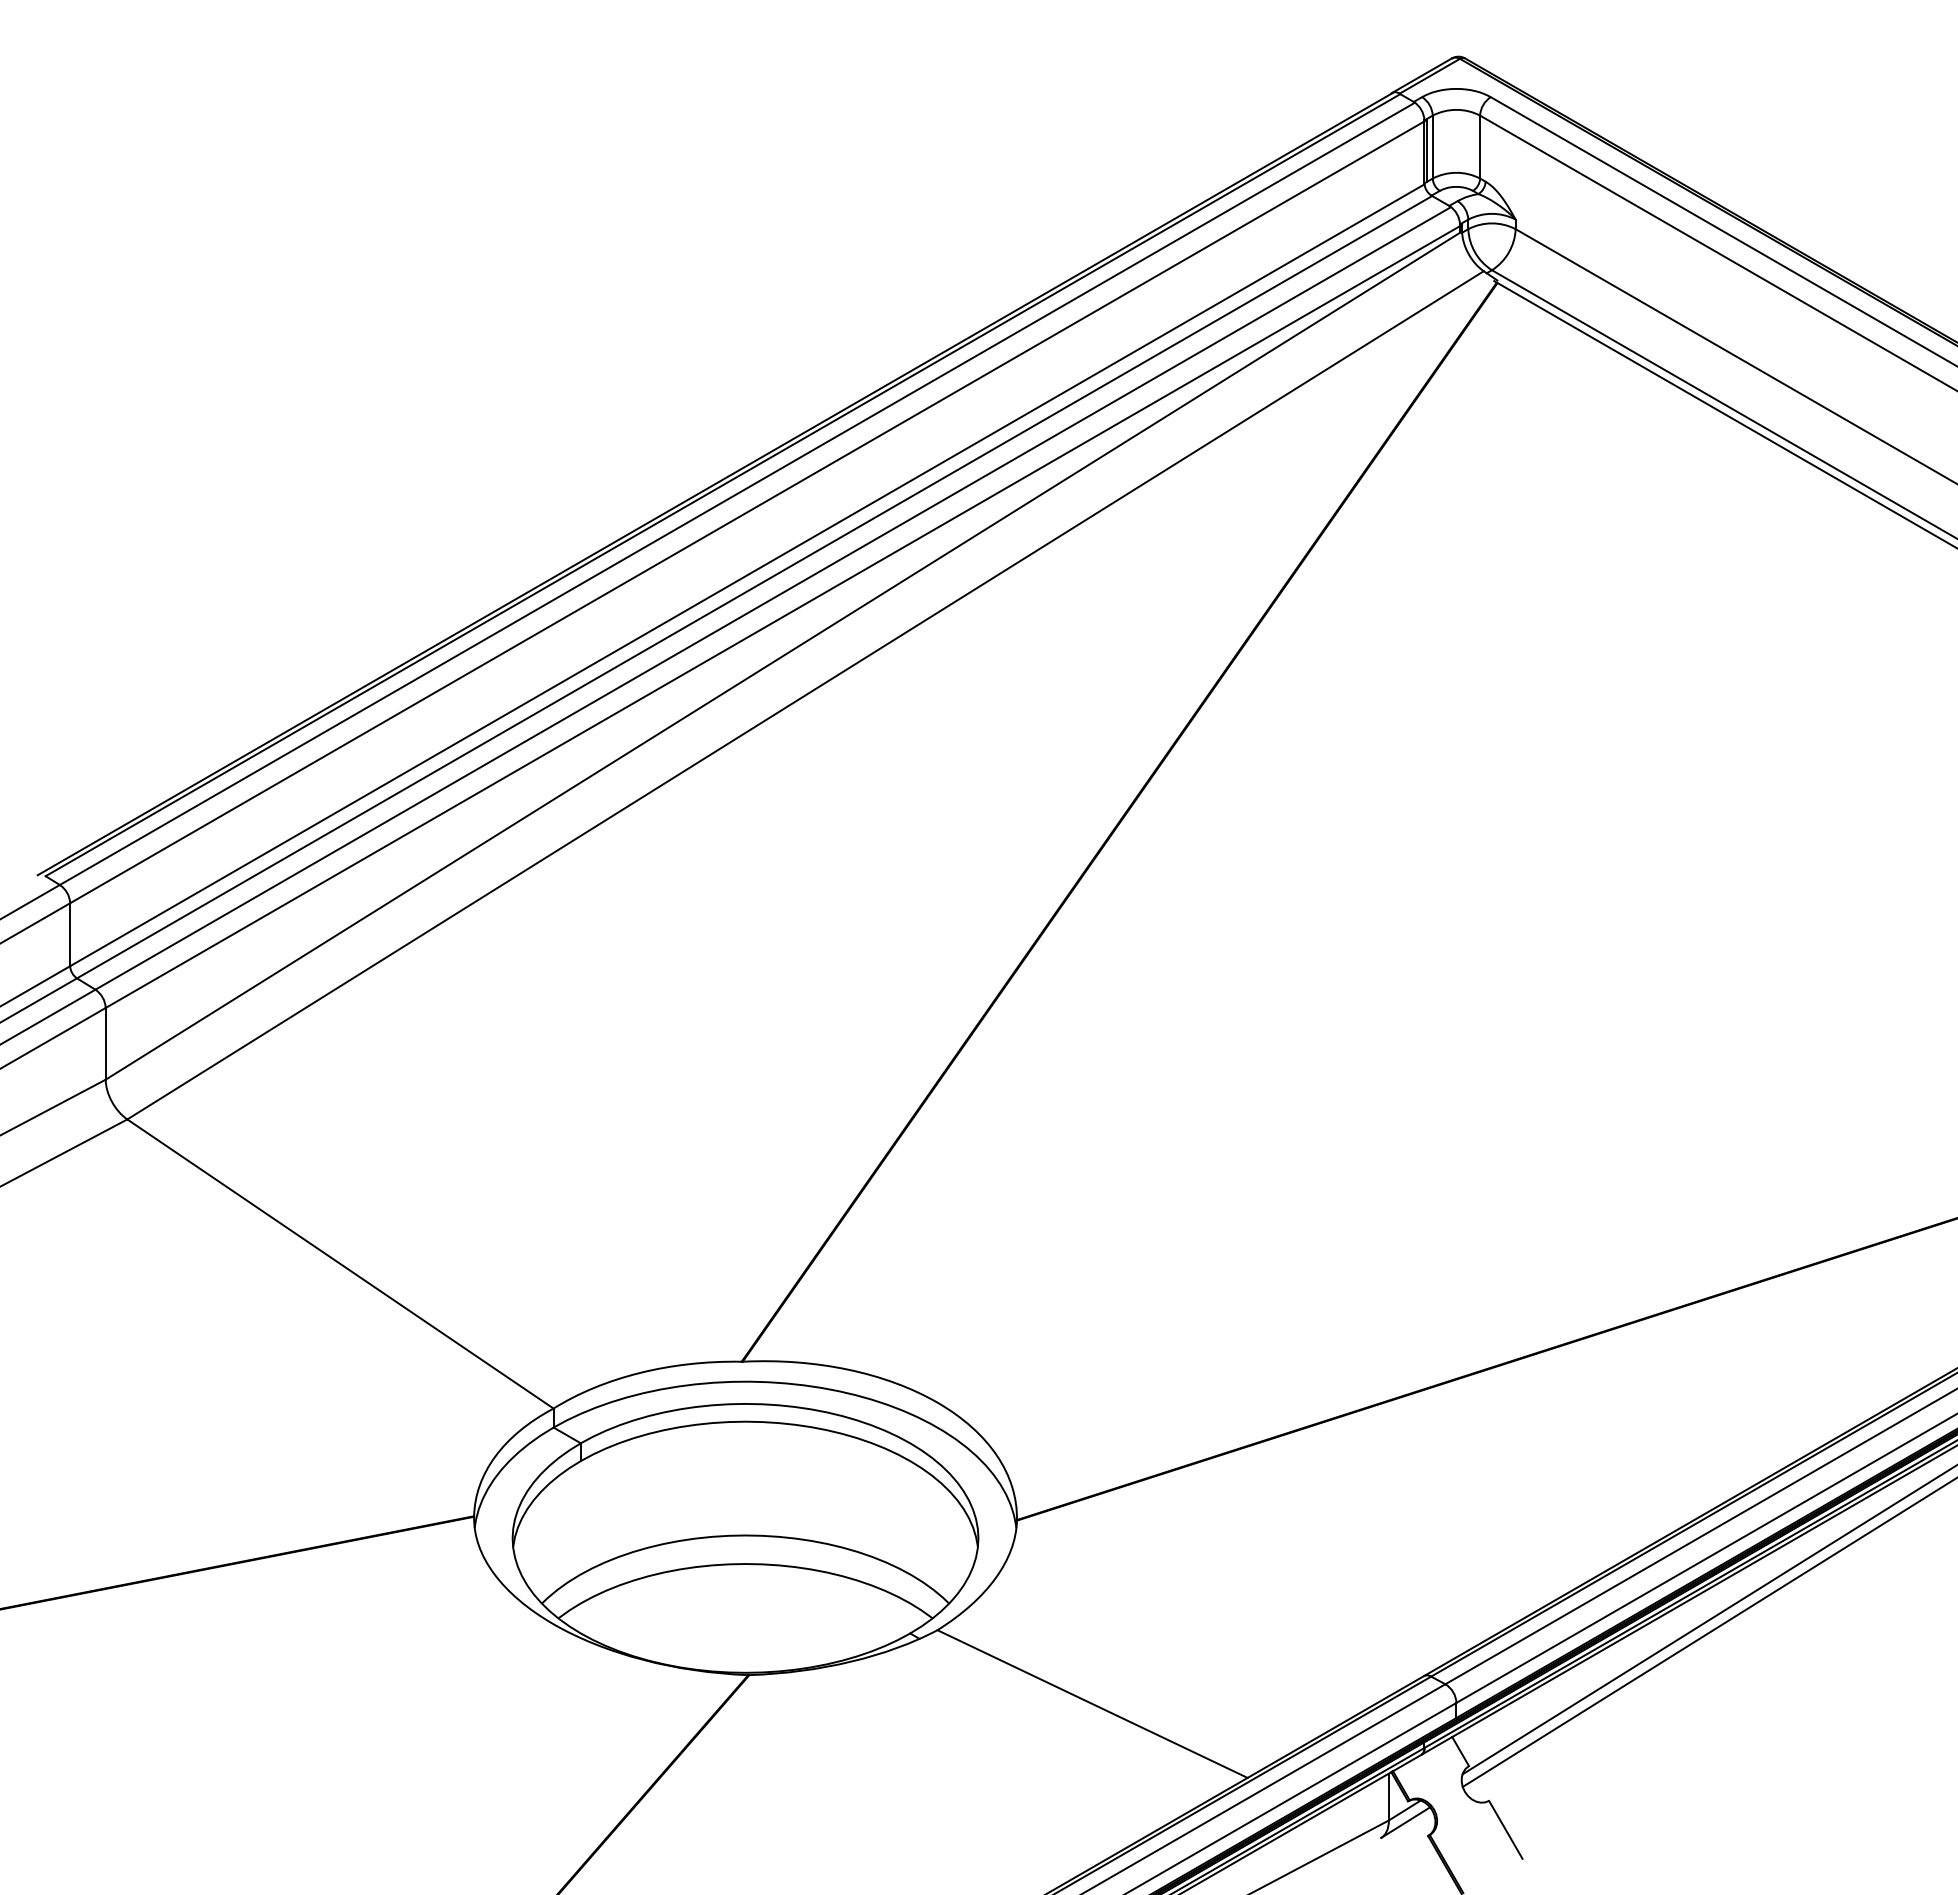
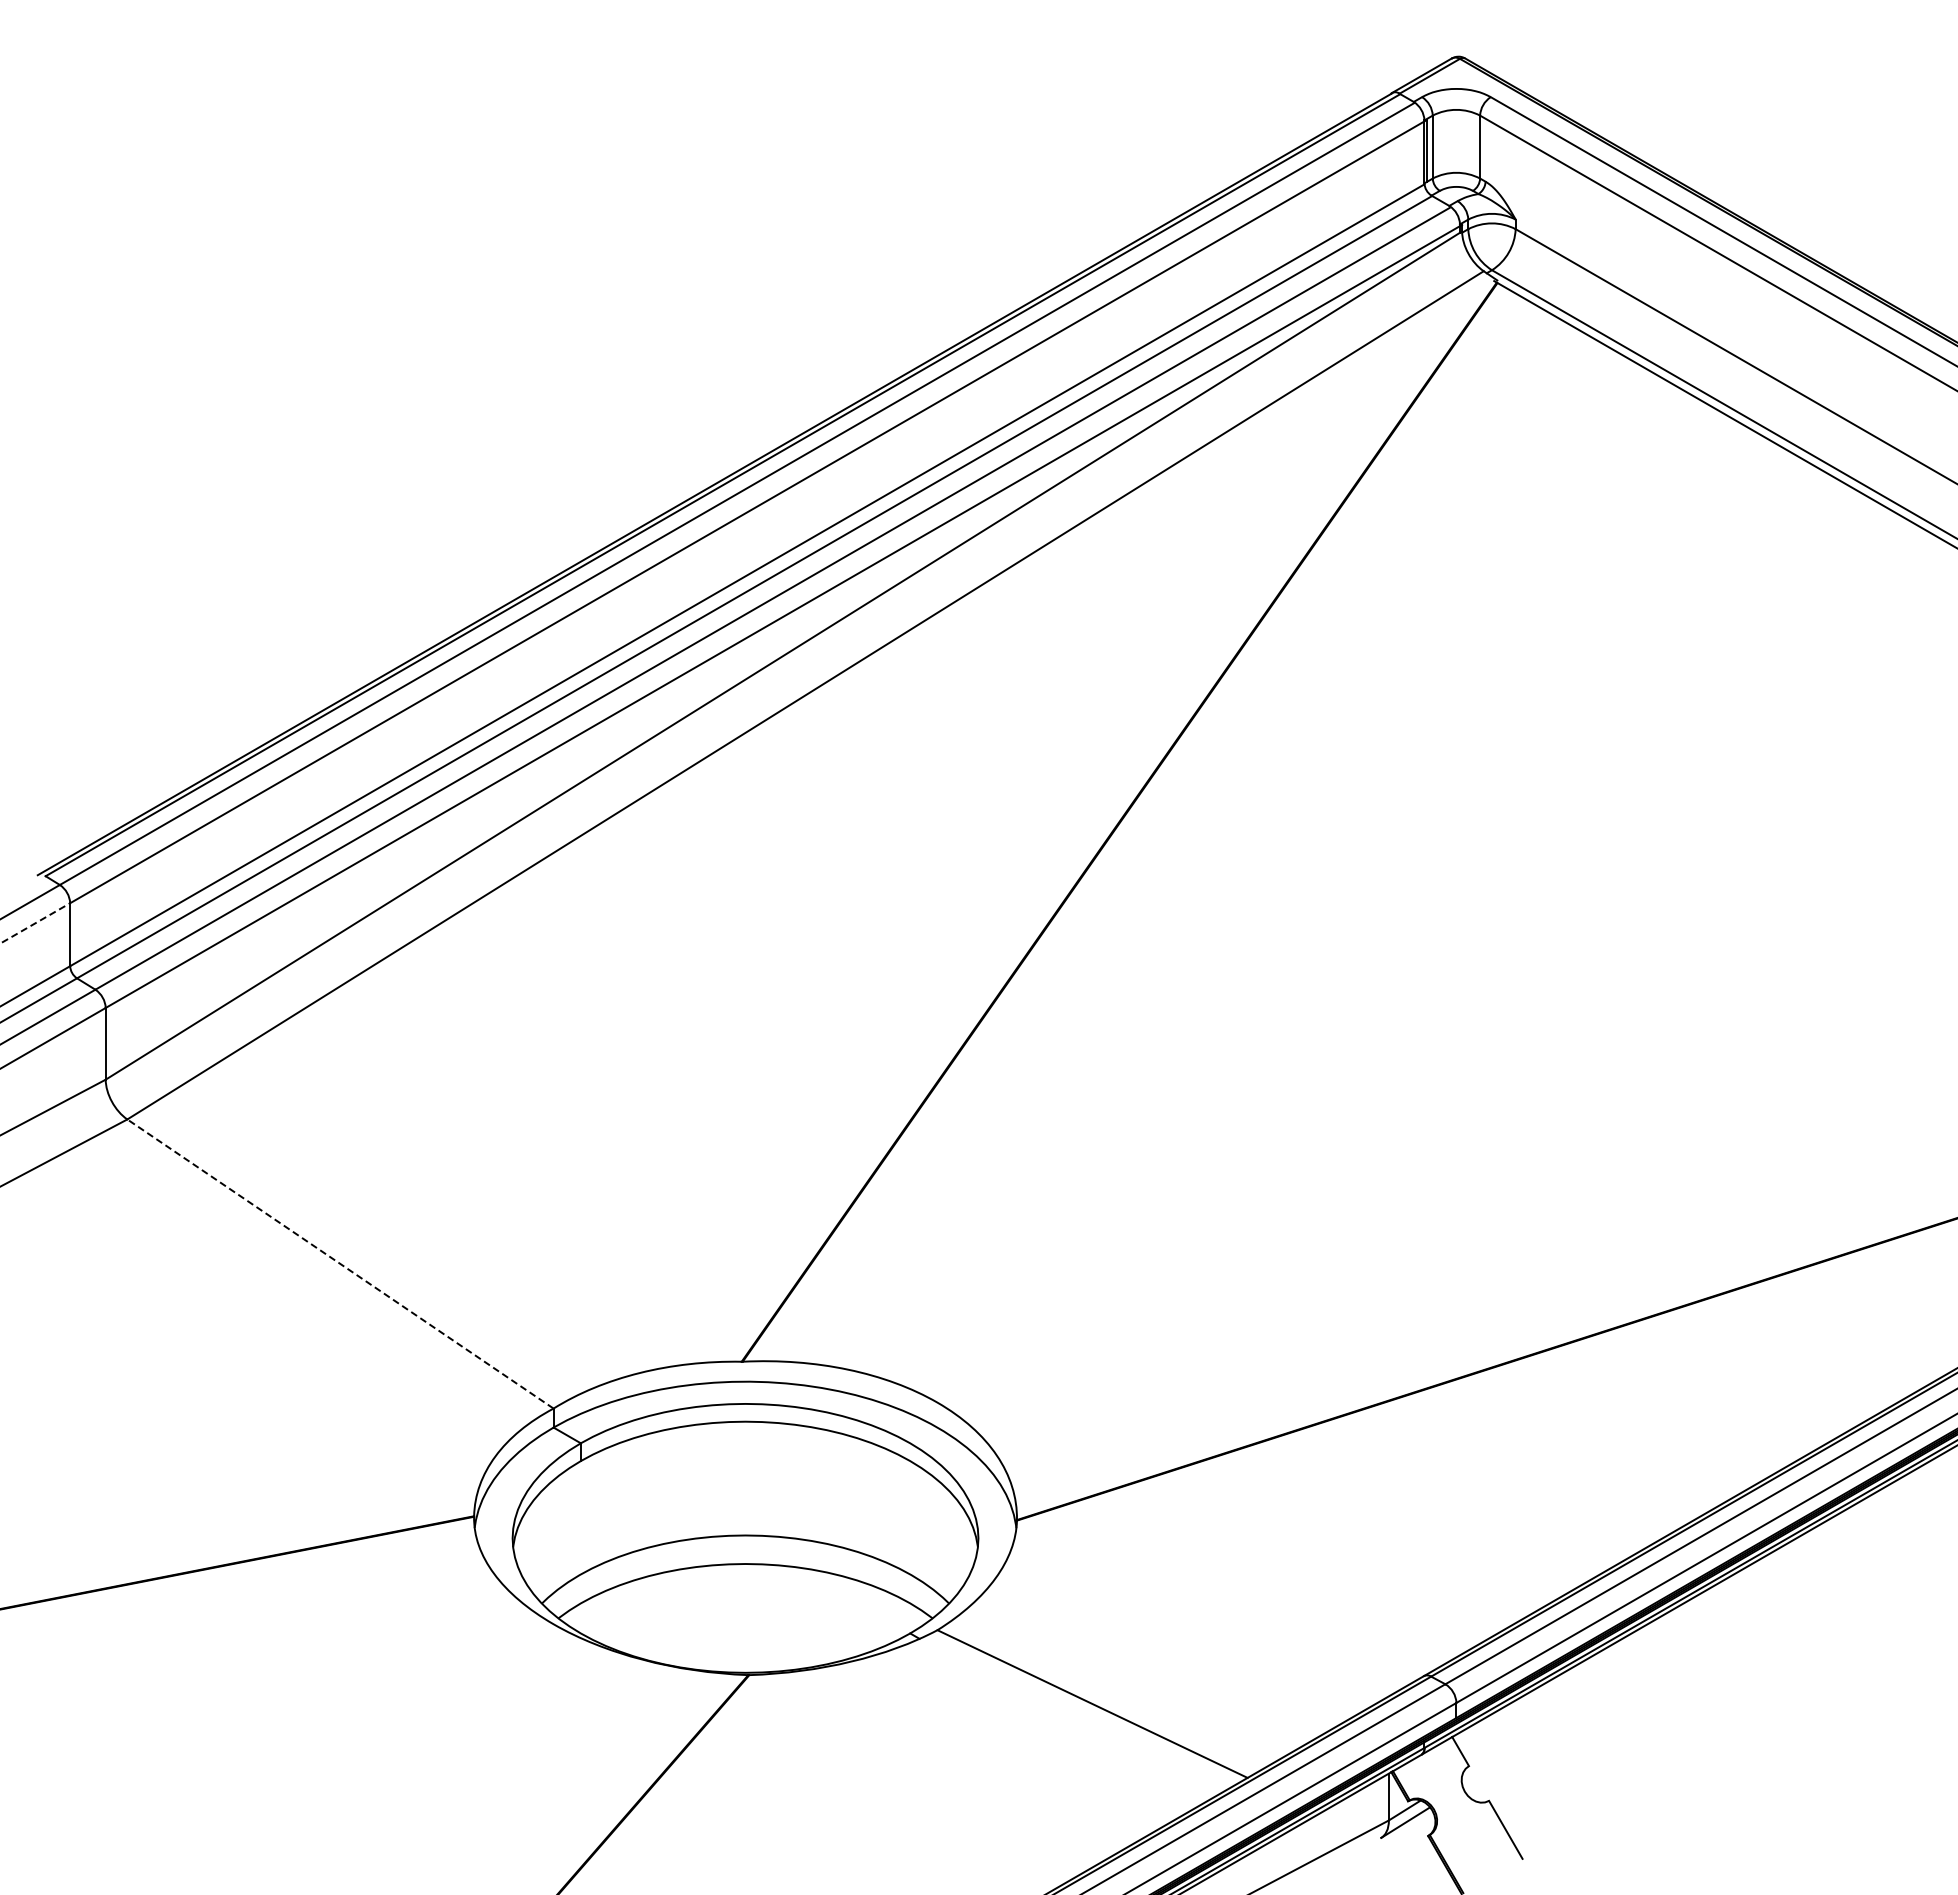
line: solid -> dashed (35, 923)
line: solid -> dashed (340, 1264)
line: present -> none (1708, 1620)
line: present -> none (1708, 1632)
